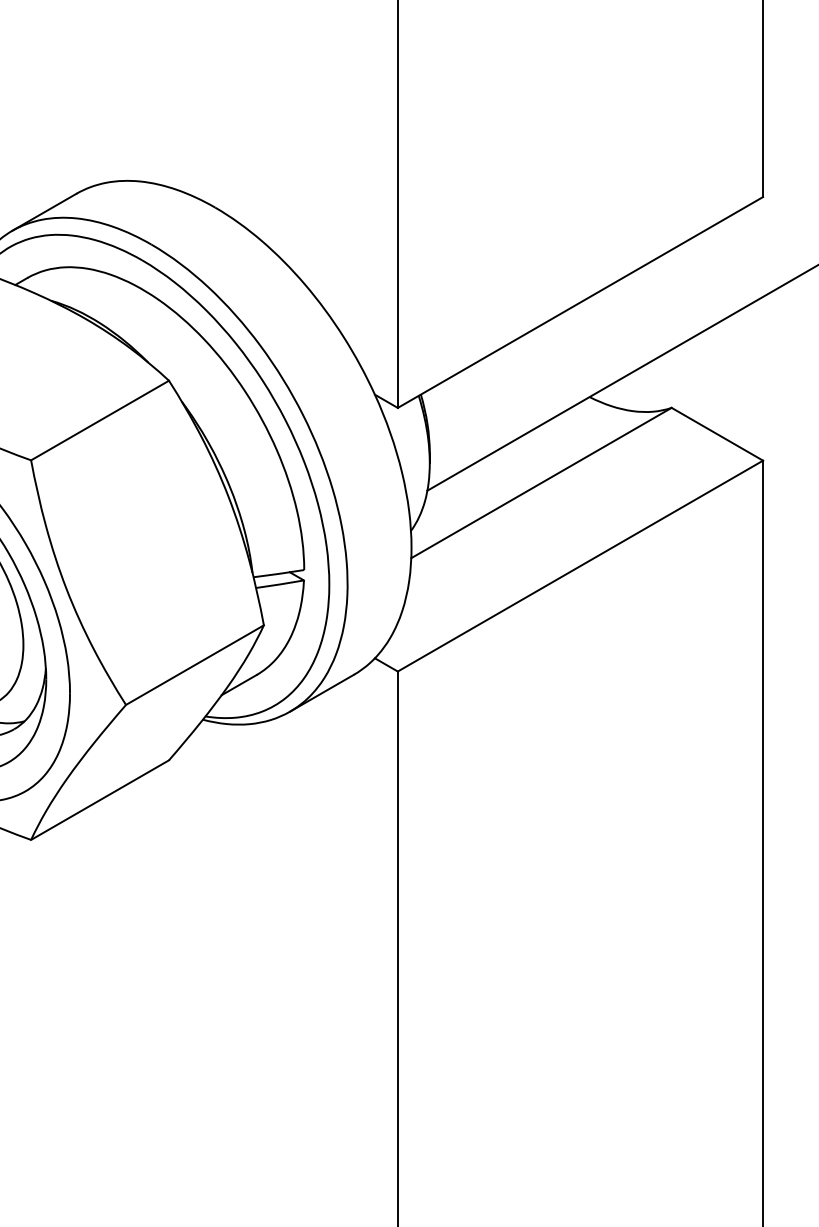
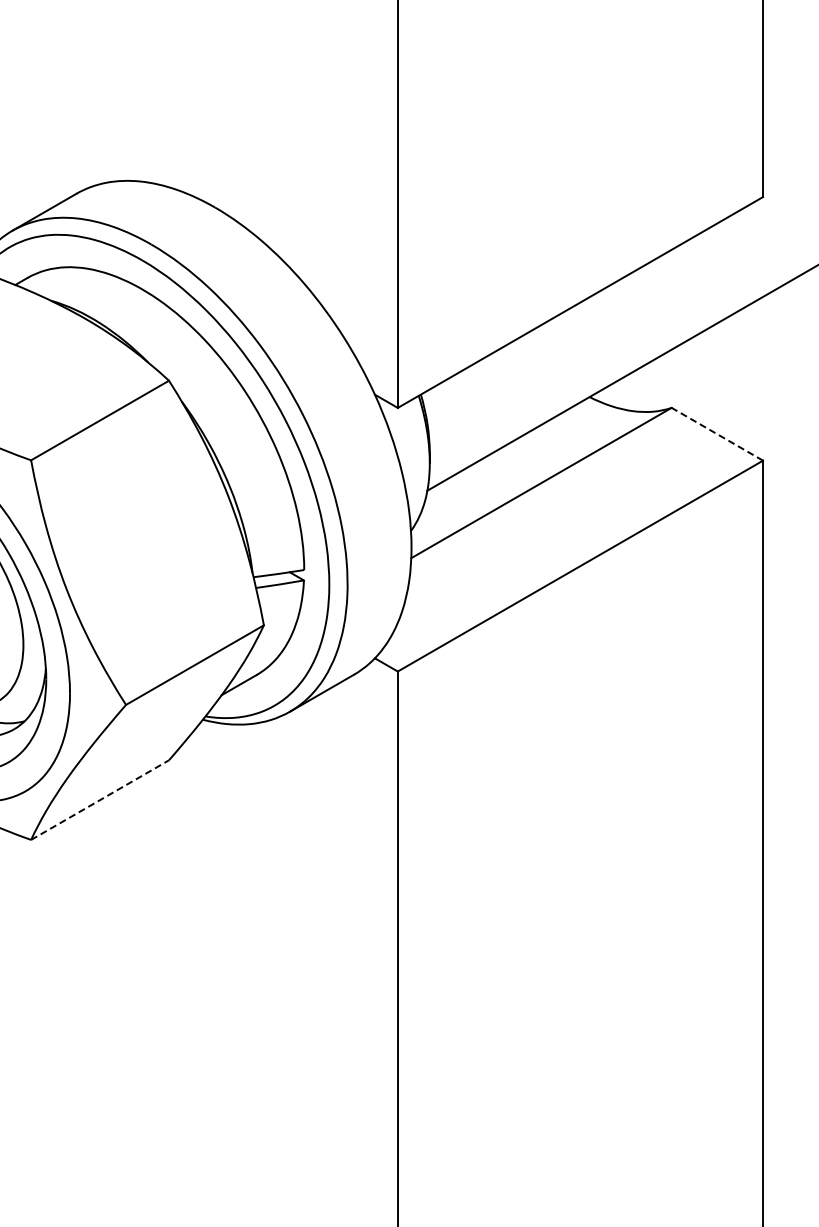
line: solid -> dashed (717, 434)
line: solid -> dashed (100, 800)
